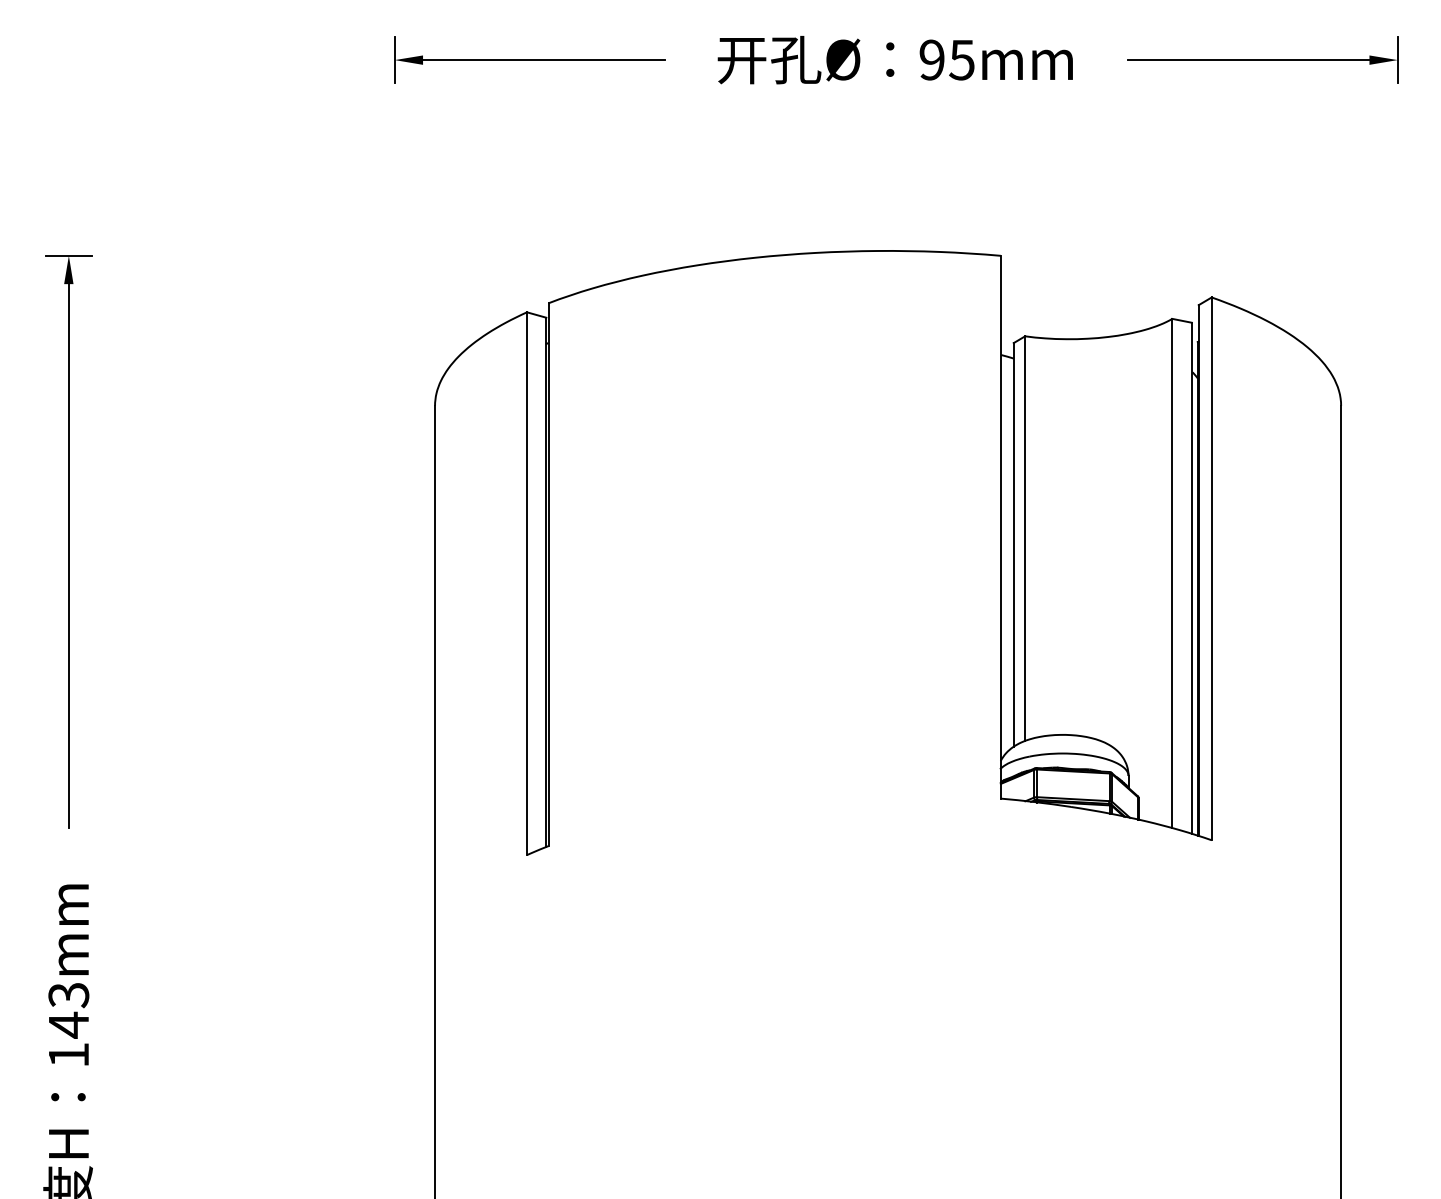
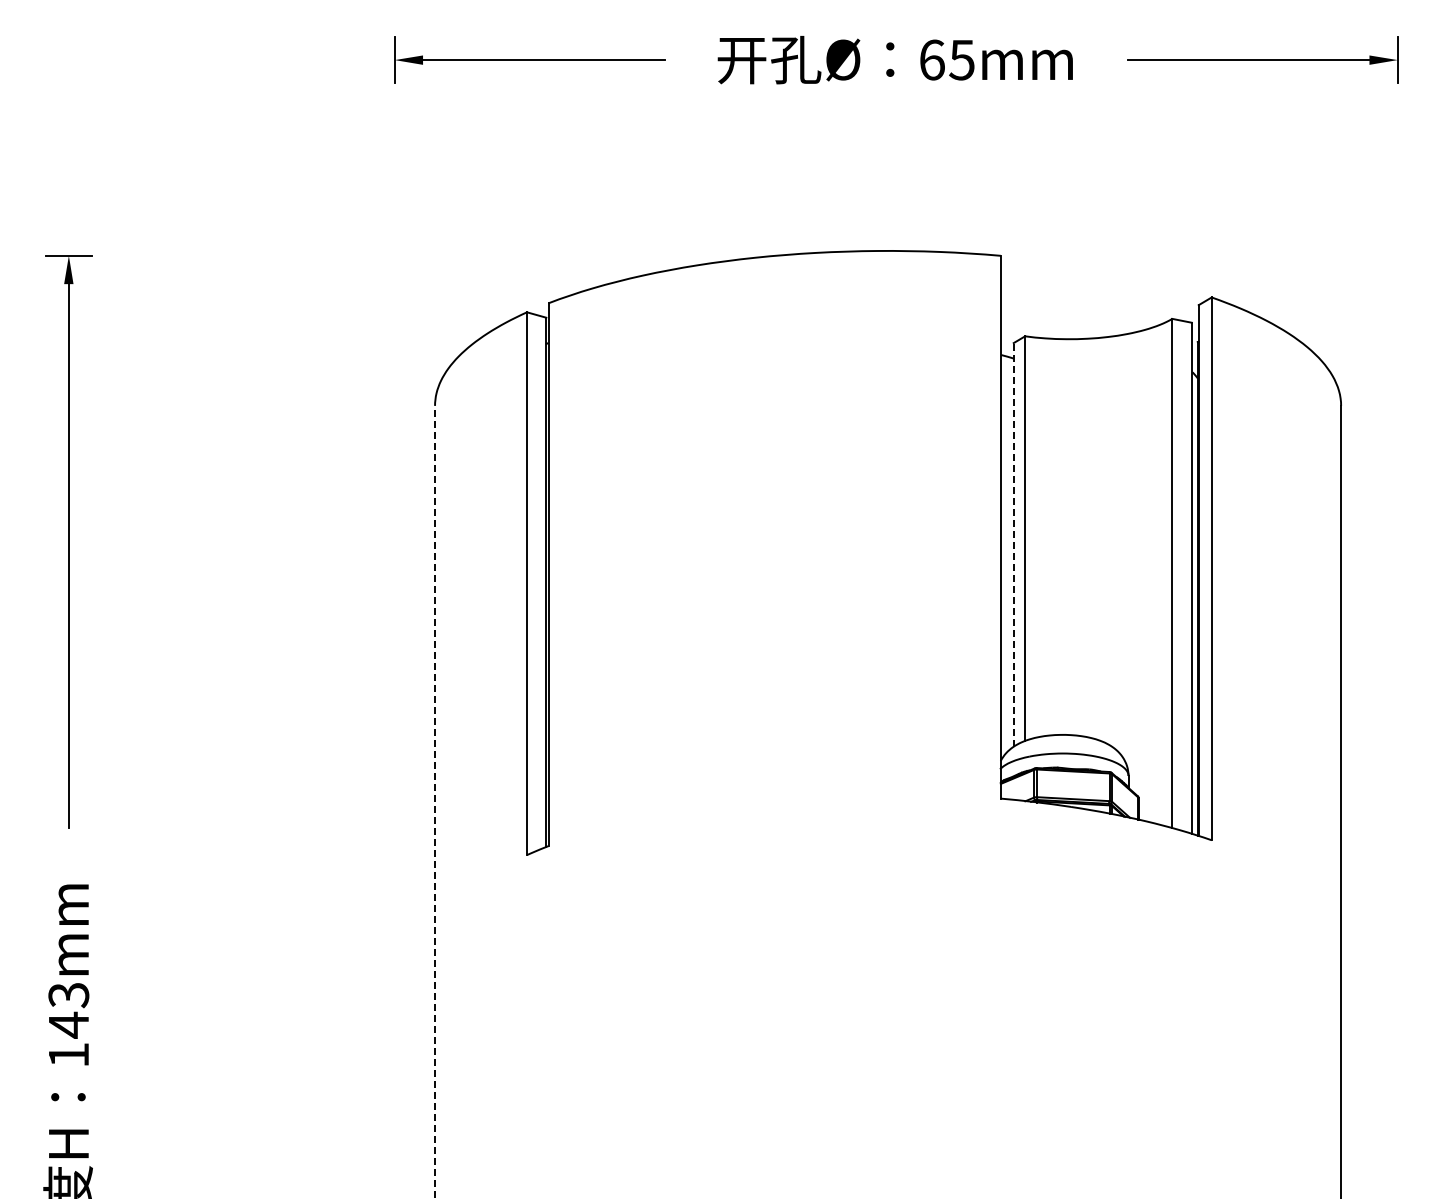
text: 95mm -> 65mm (931, 59)
line: solid -> dashed (1013, 544)
line: solid -> dashed (435, 801)
